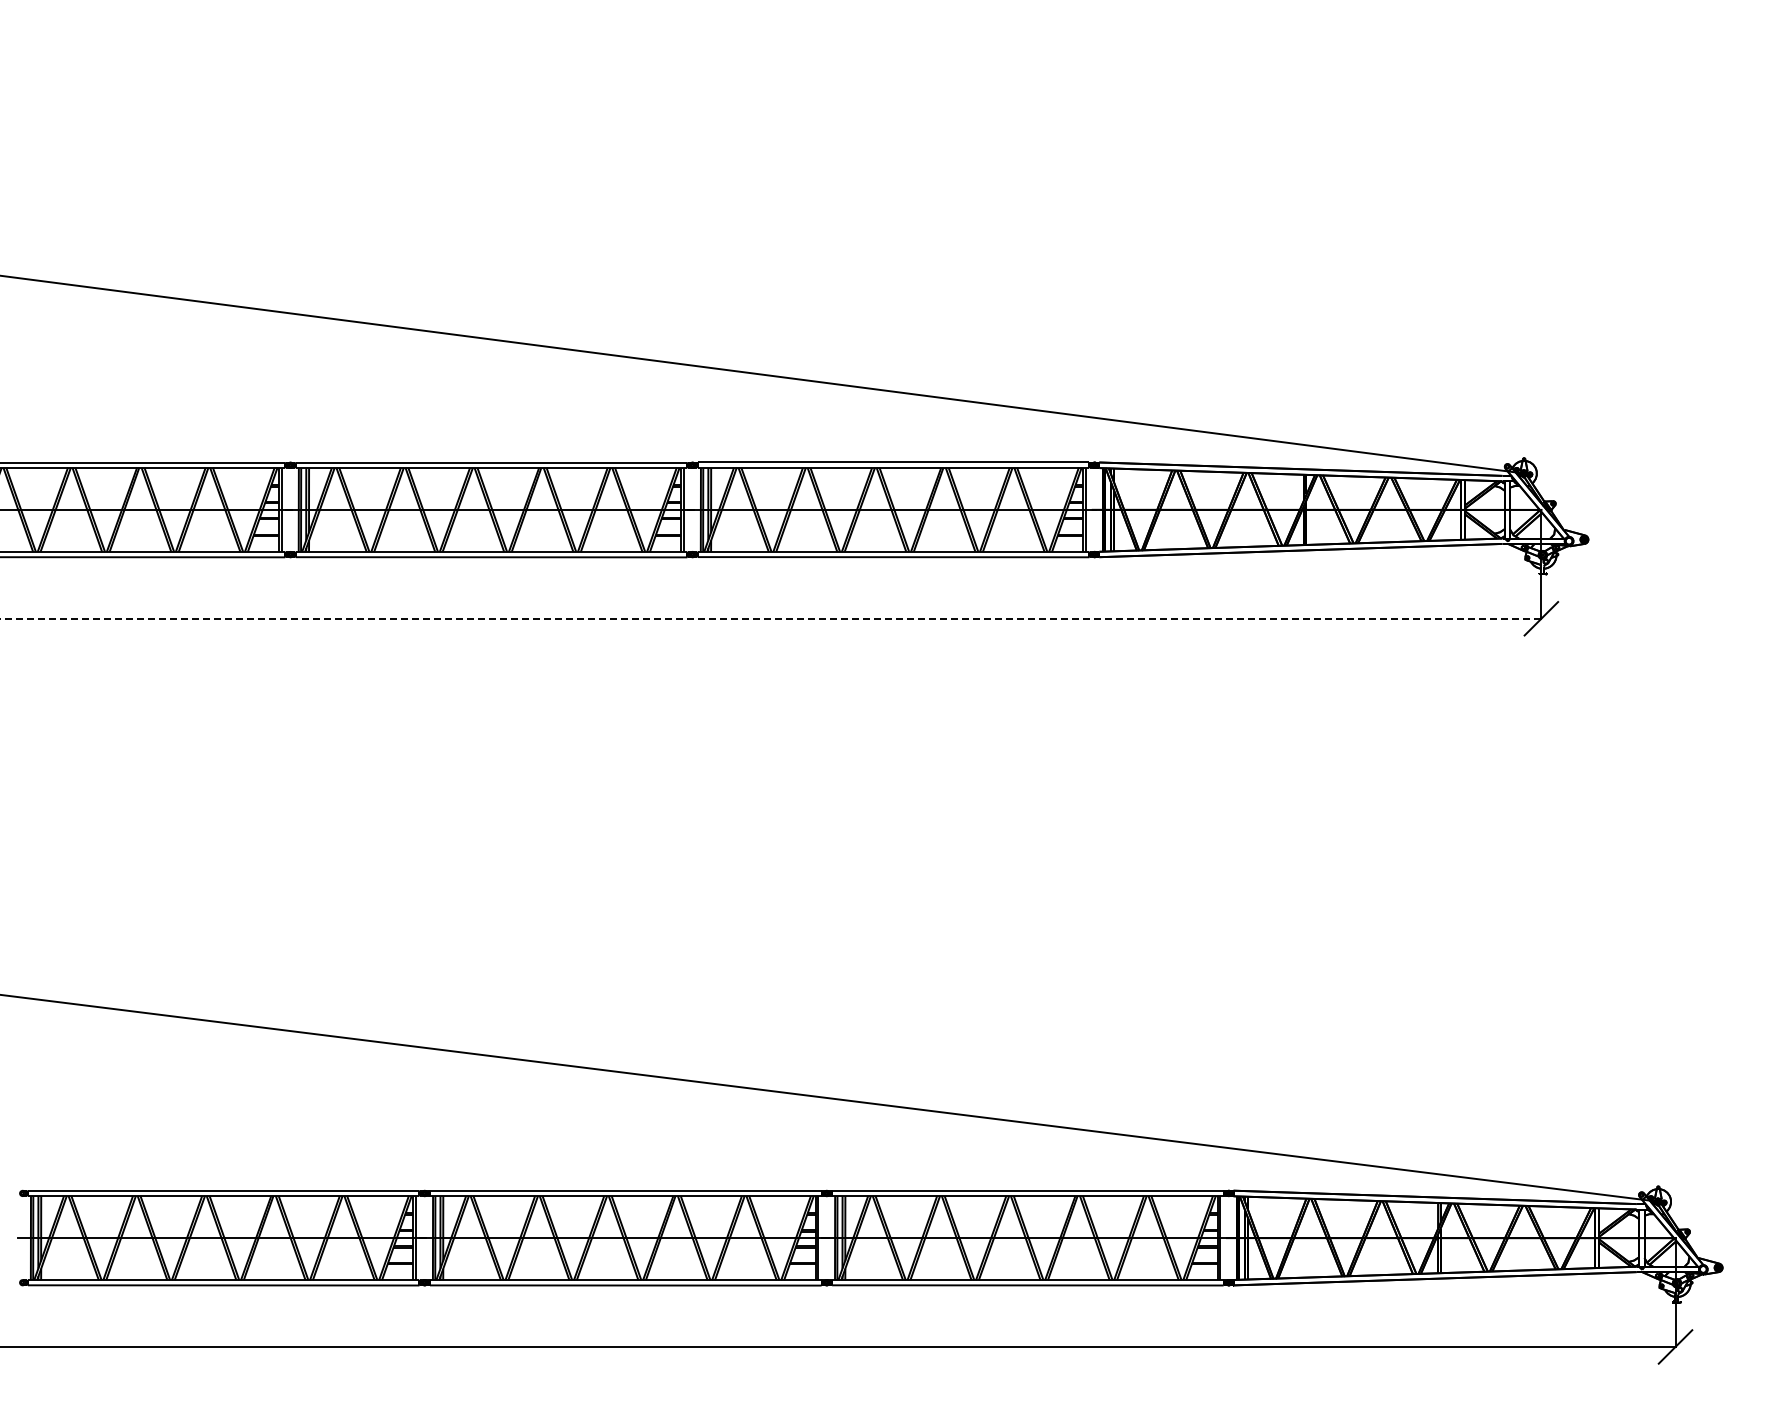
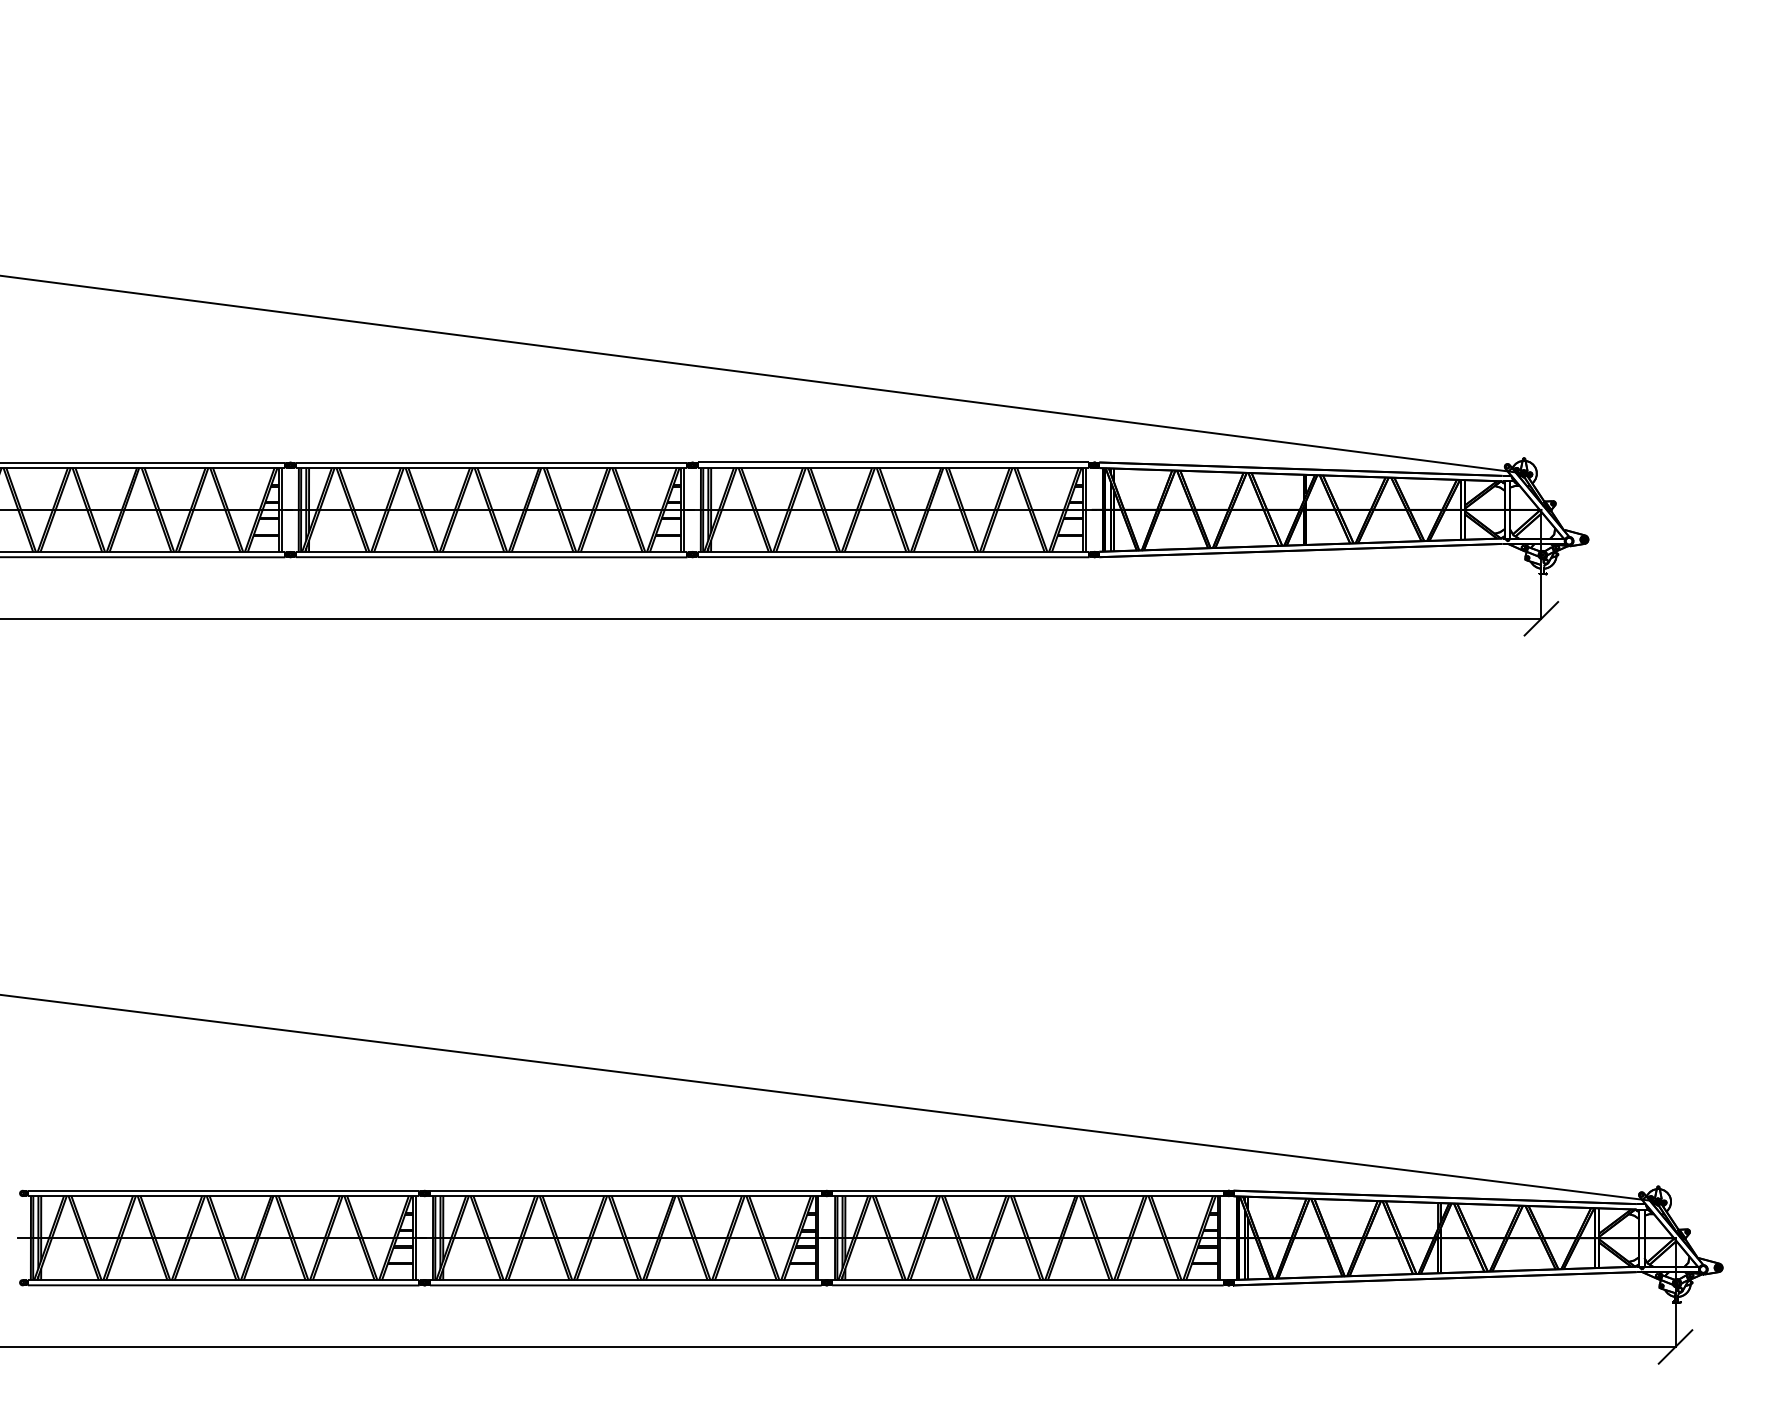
line: dashed -> solid (770, 618)
